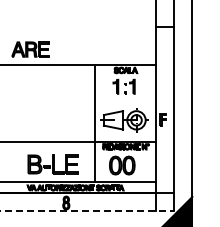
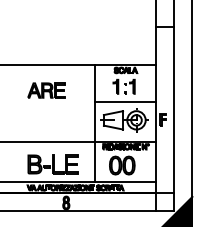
part position: (30, 49) -> (46, 90) (46, 90)
line: none -> present (125, 101)
line: dashed -> solid (87, 211)
